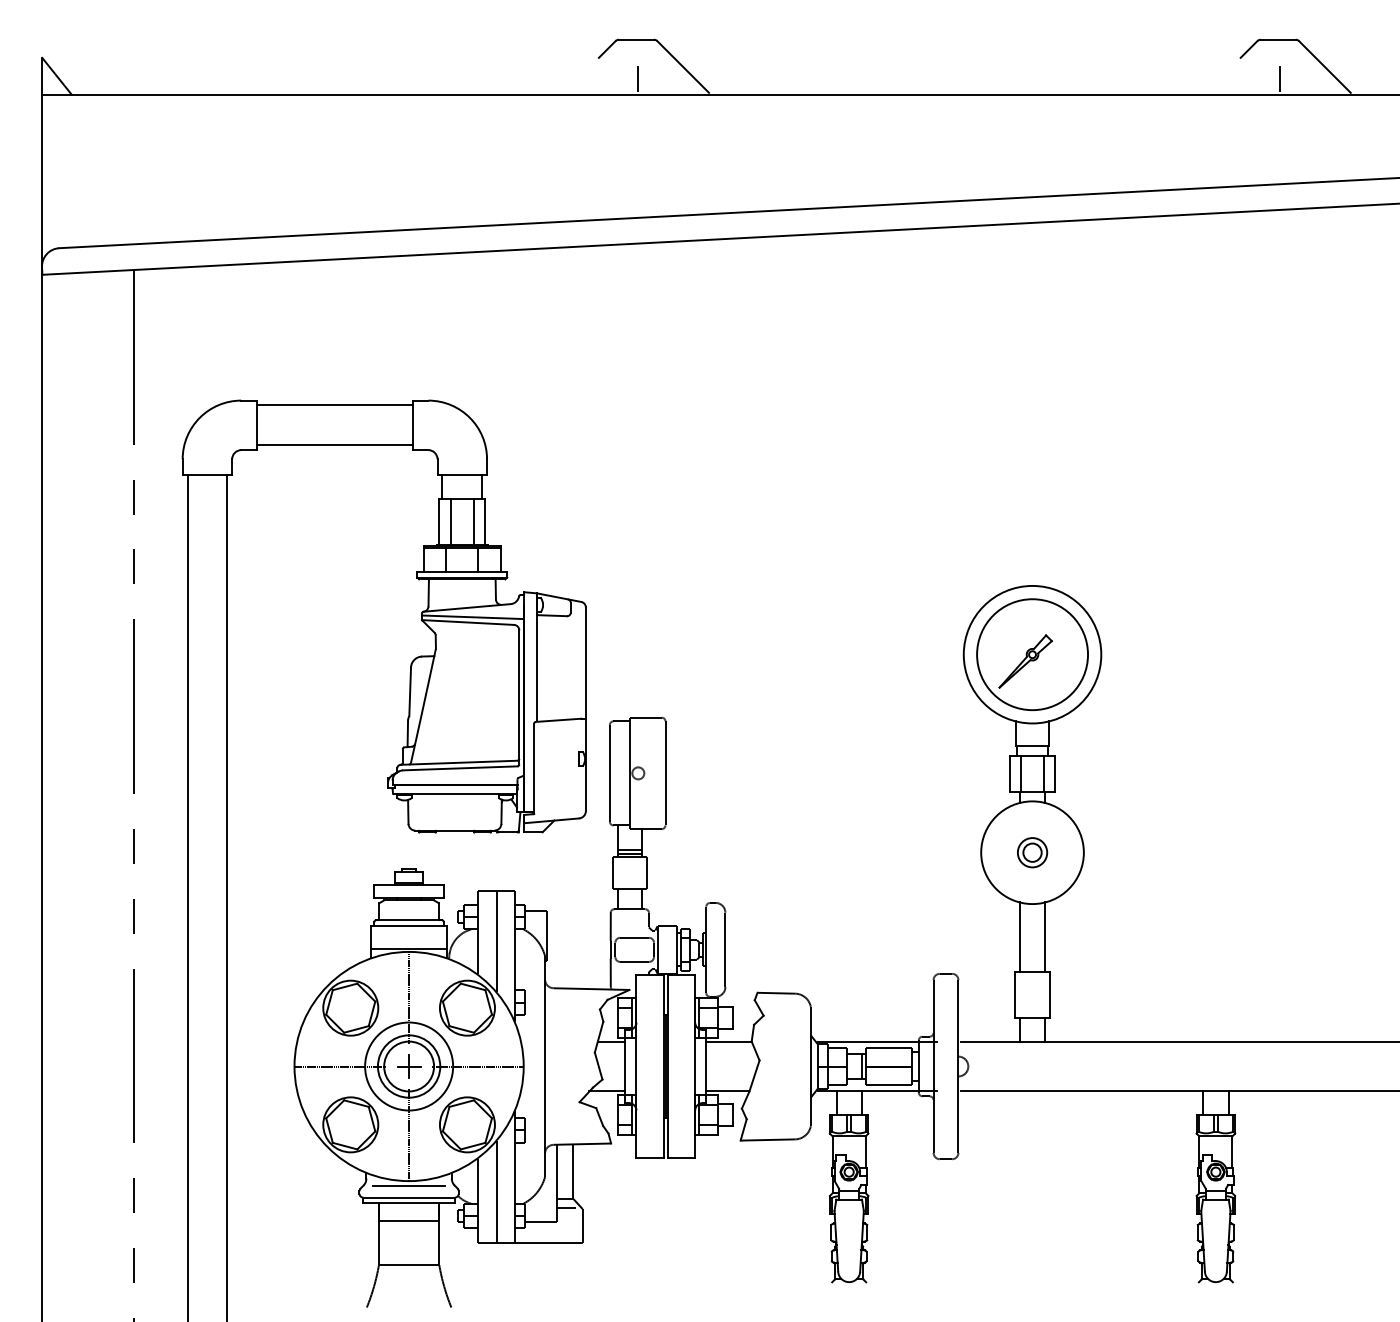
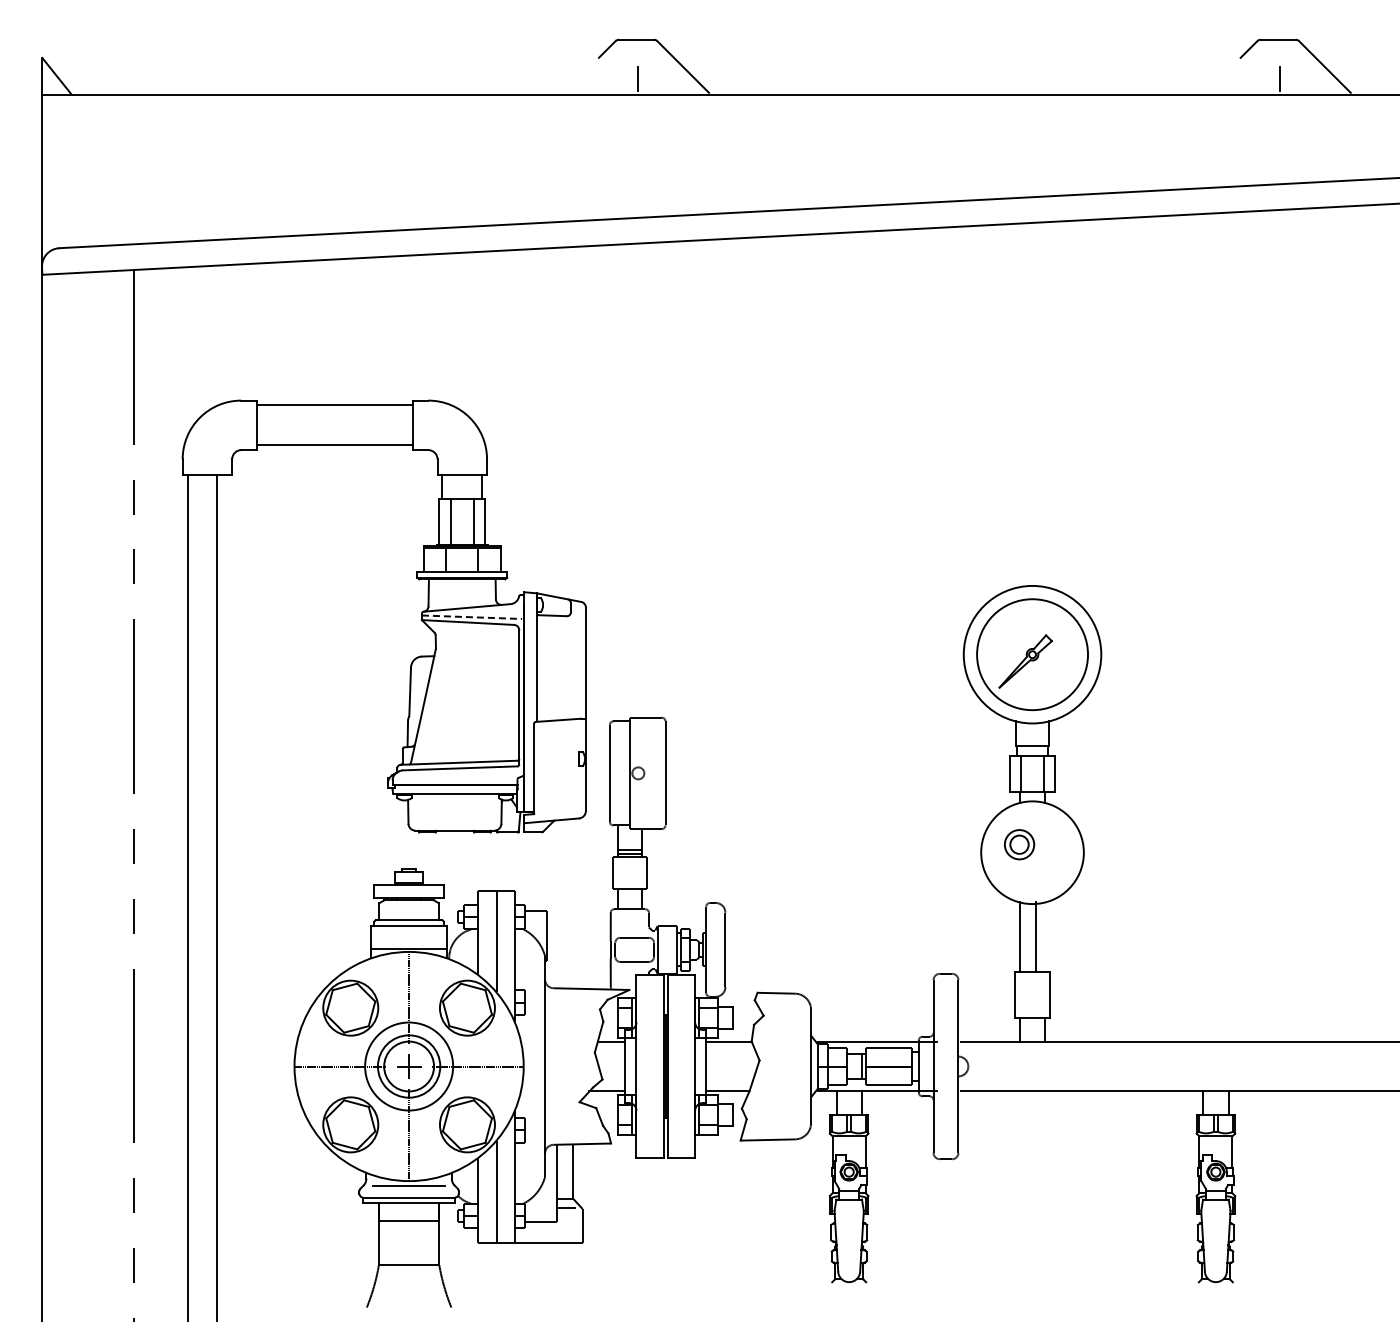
line: solid -> dashed (472, 617)
part position: (1032, 852) -> (1019, 844) (1019, 844)
line position: (227, 896) -> (217, 896) (217, 896)
line position: (1045, 936) -> (1036, 936) (1036, 936)
